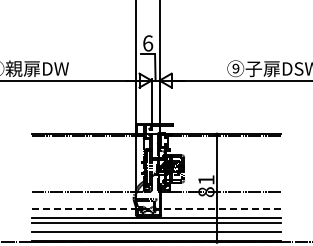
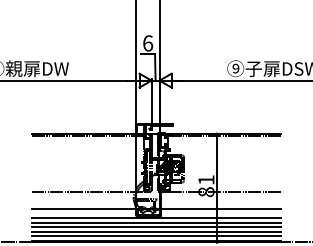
line: dashed -> solid (156, 208)
line: none -> present (156, 227)
line: none -> present (156, 235)
